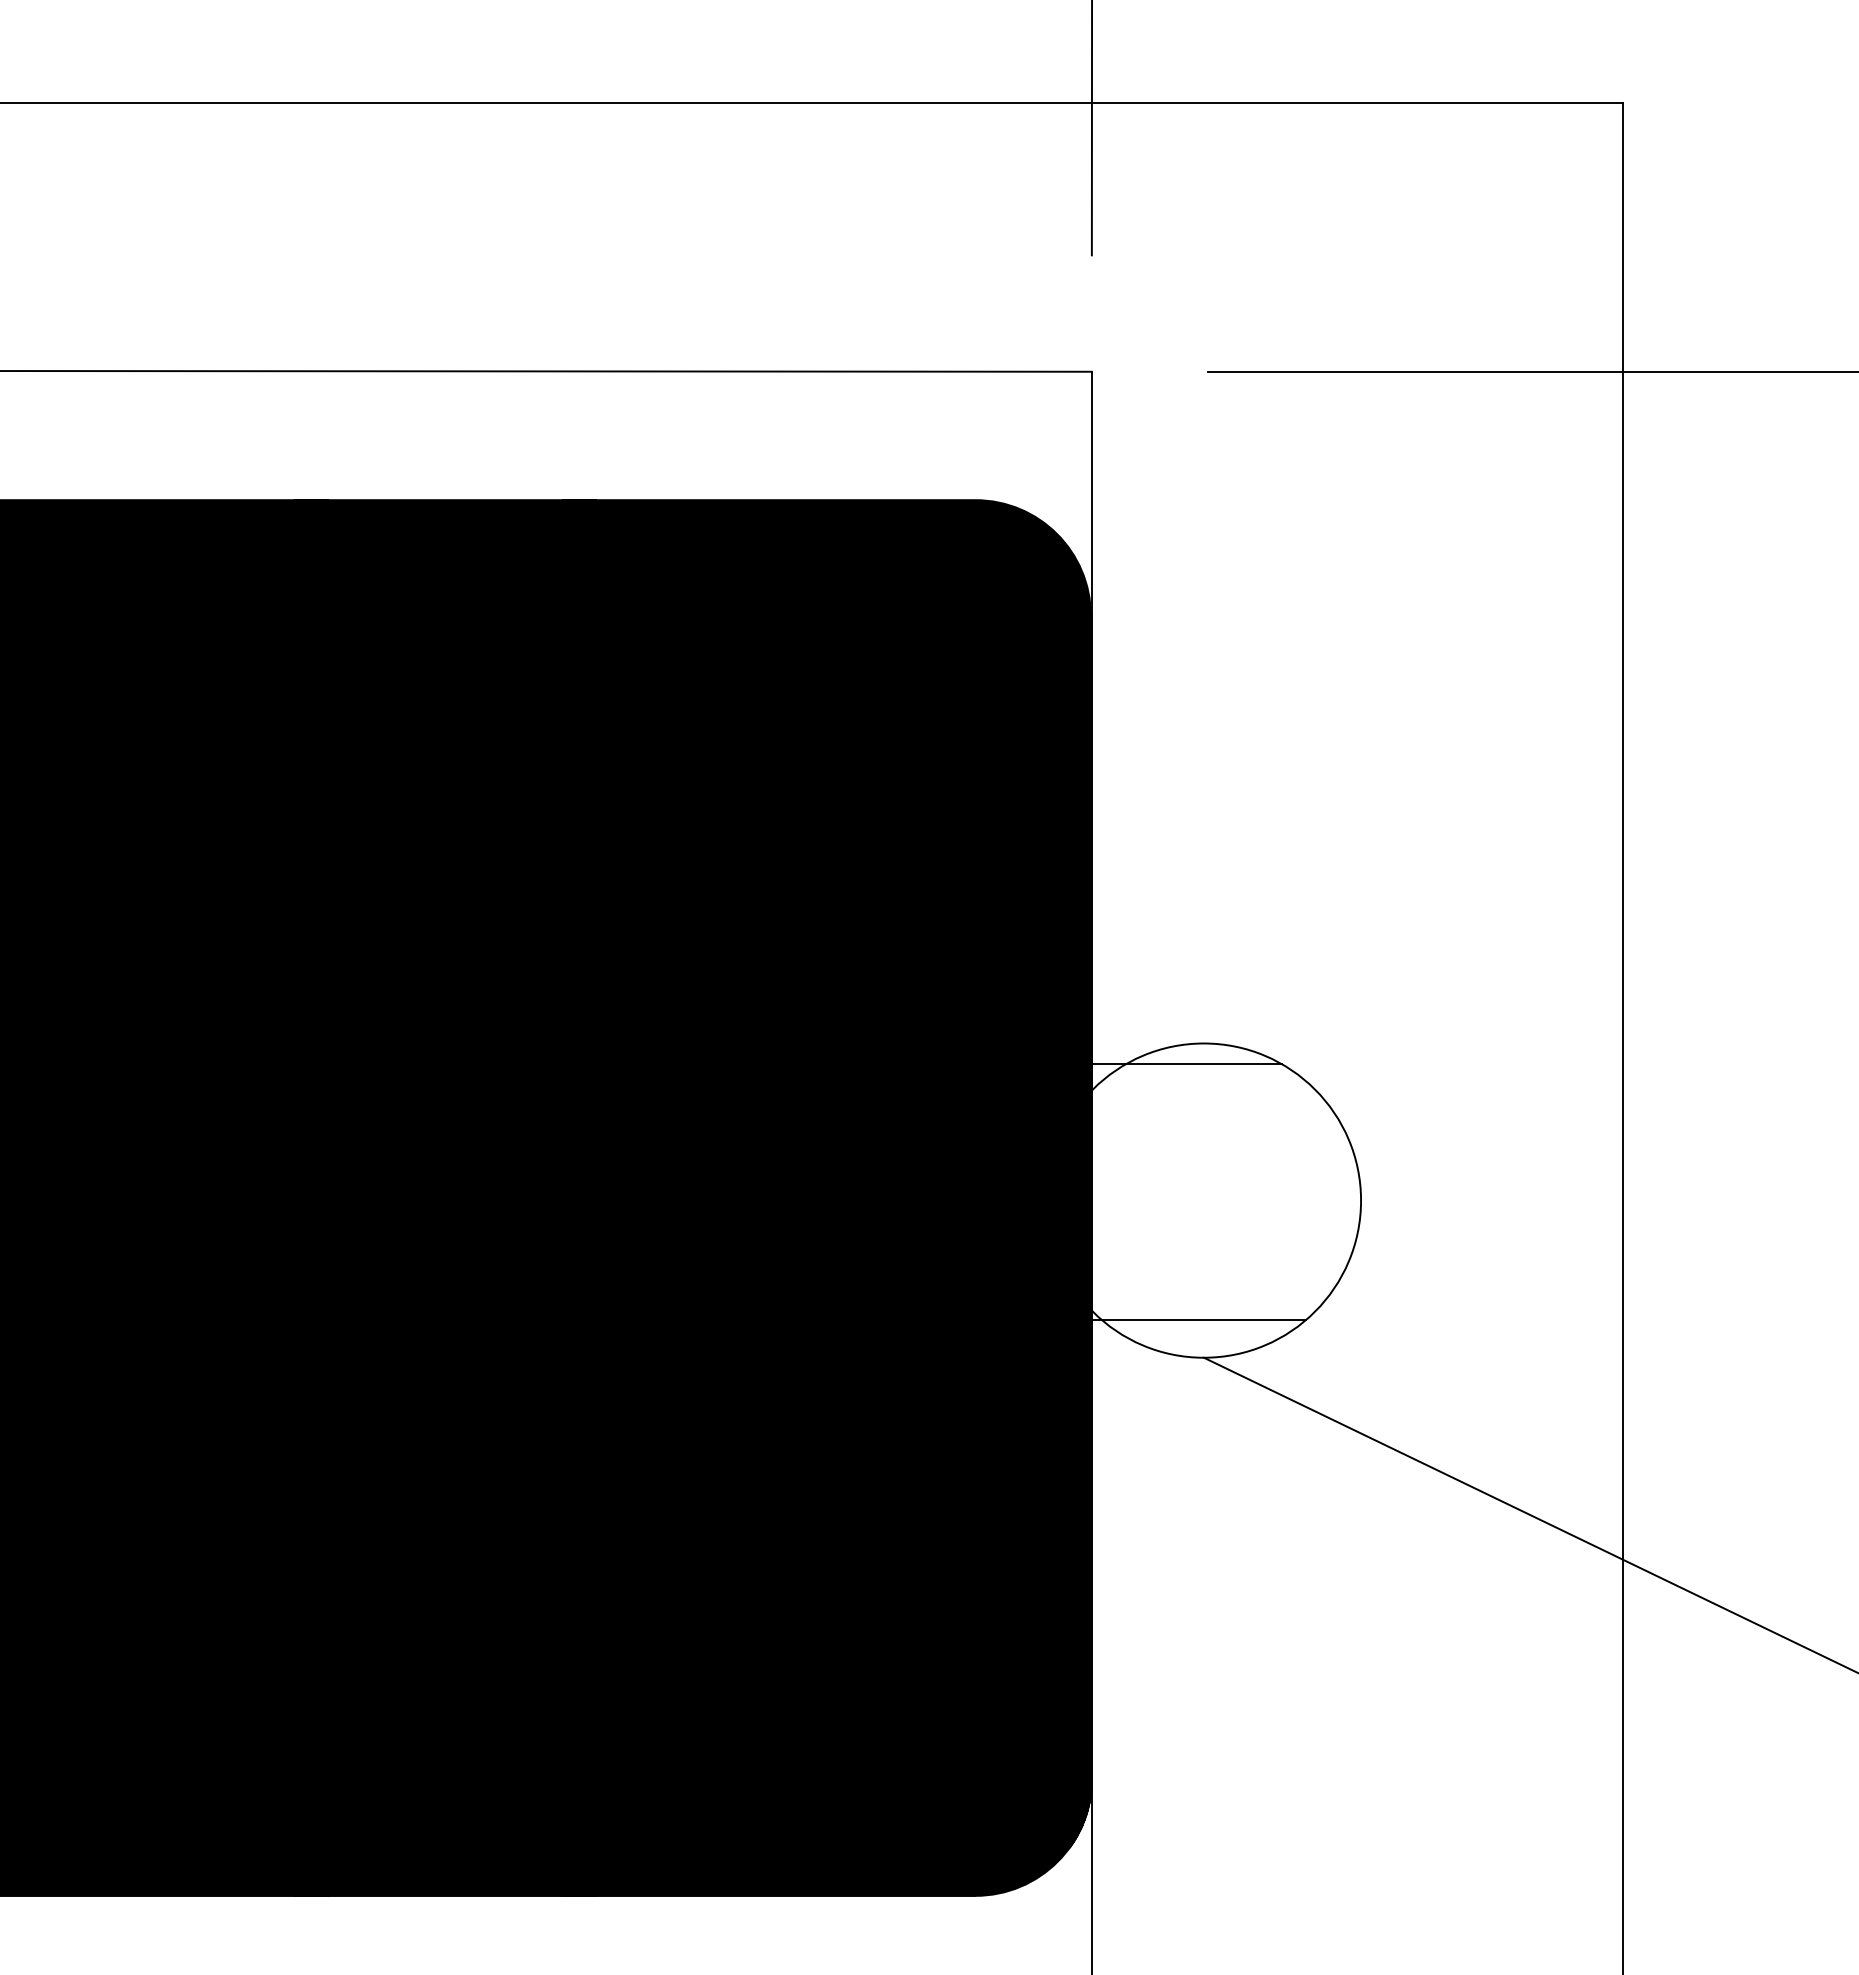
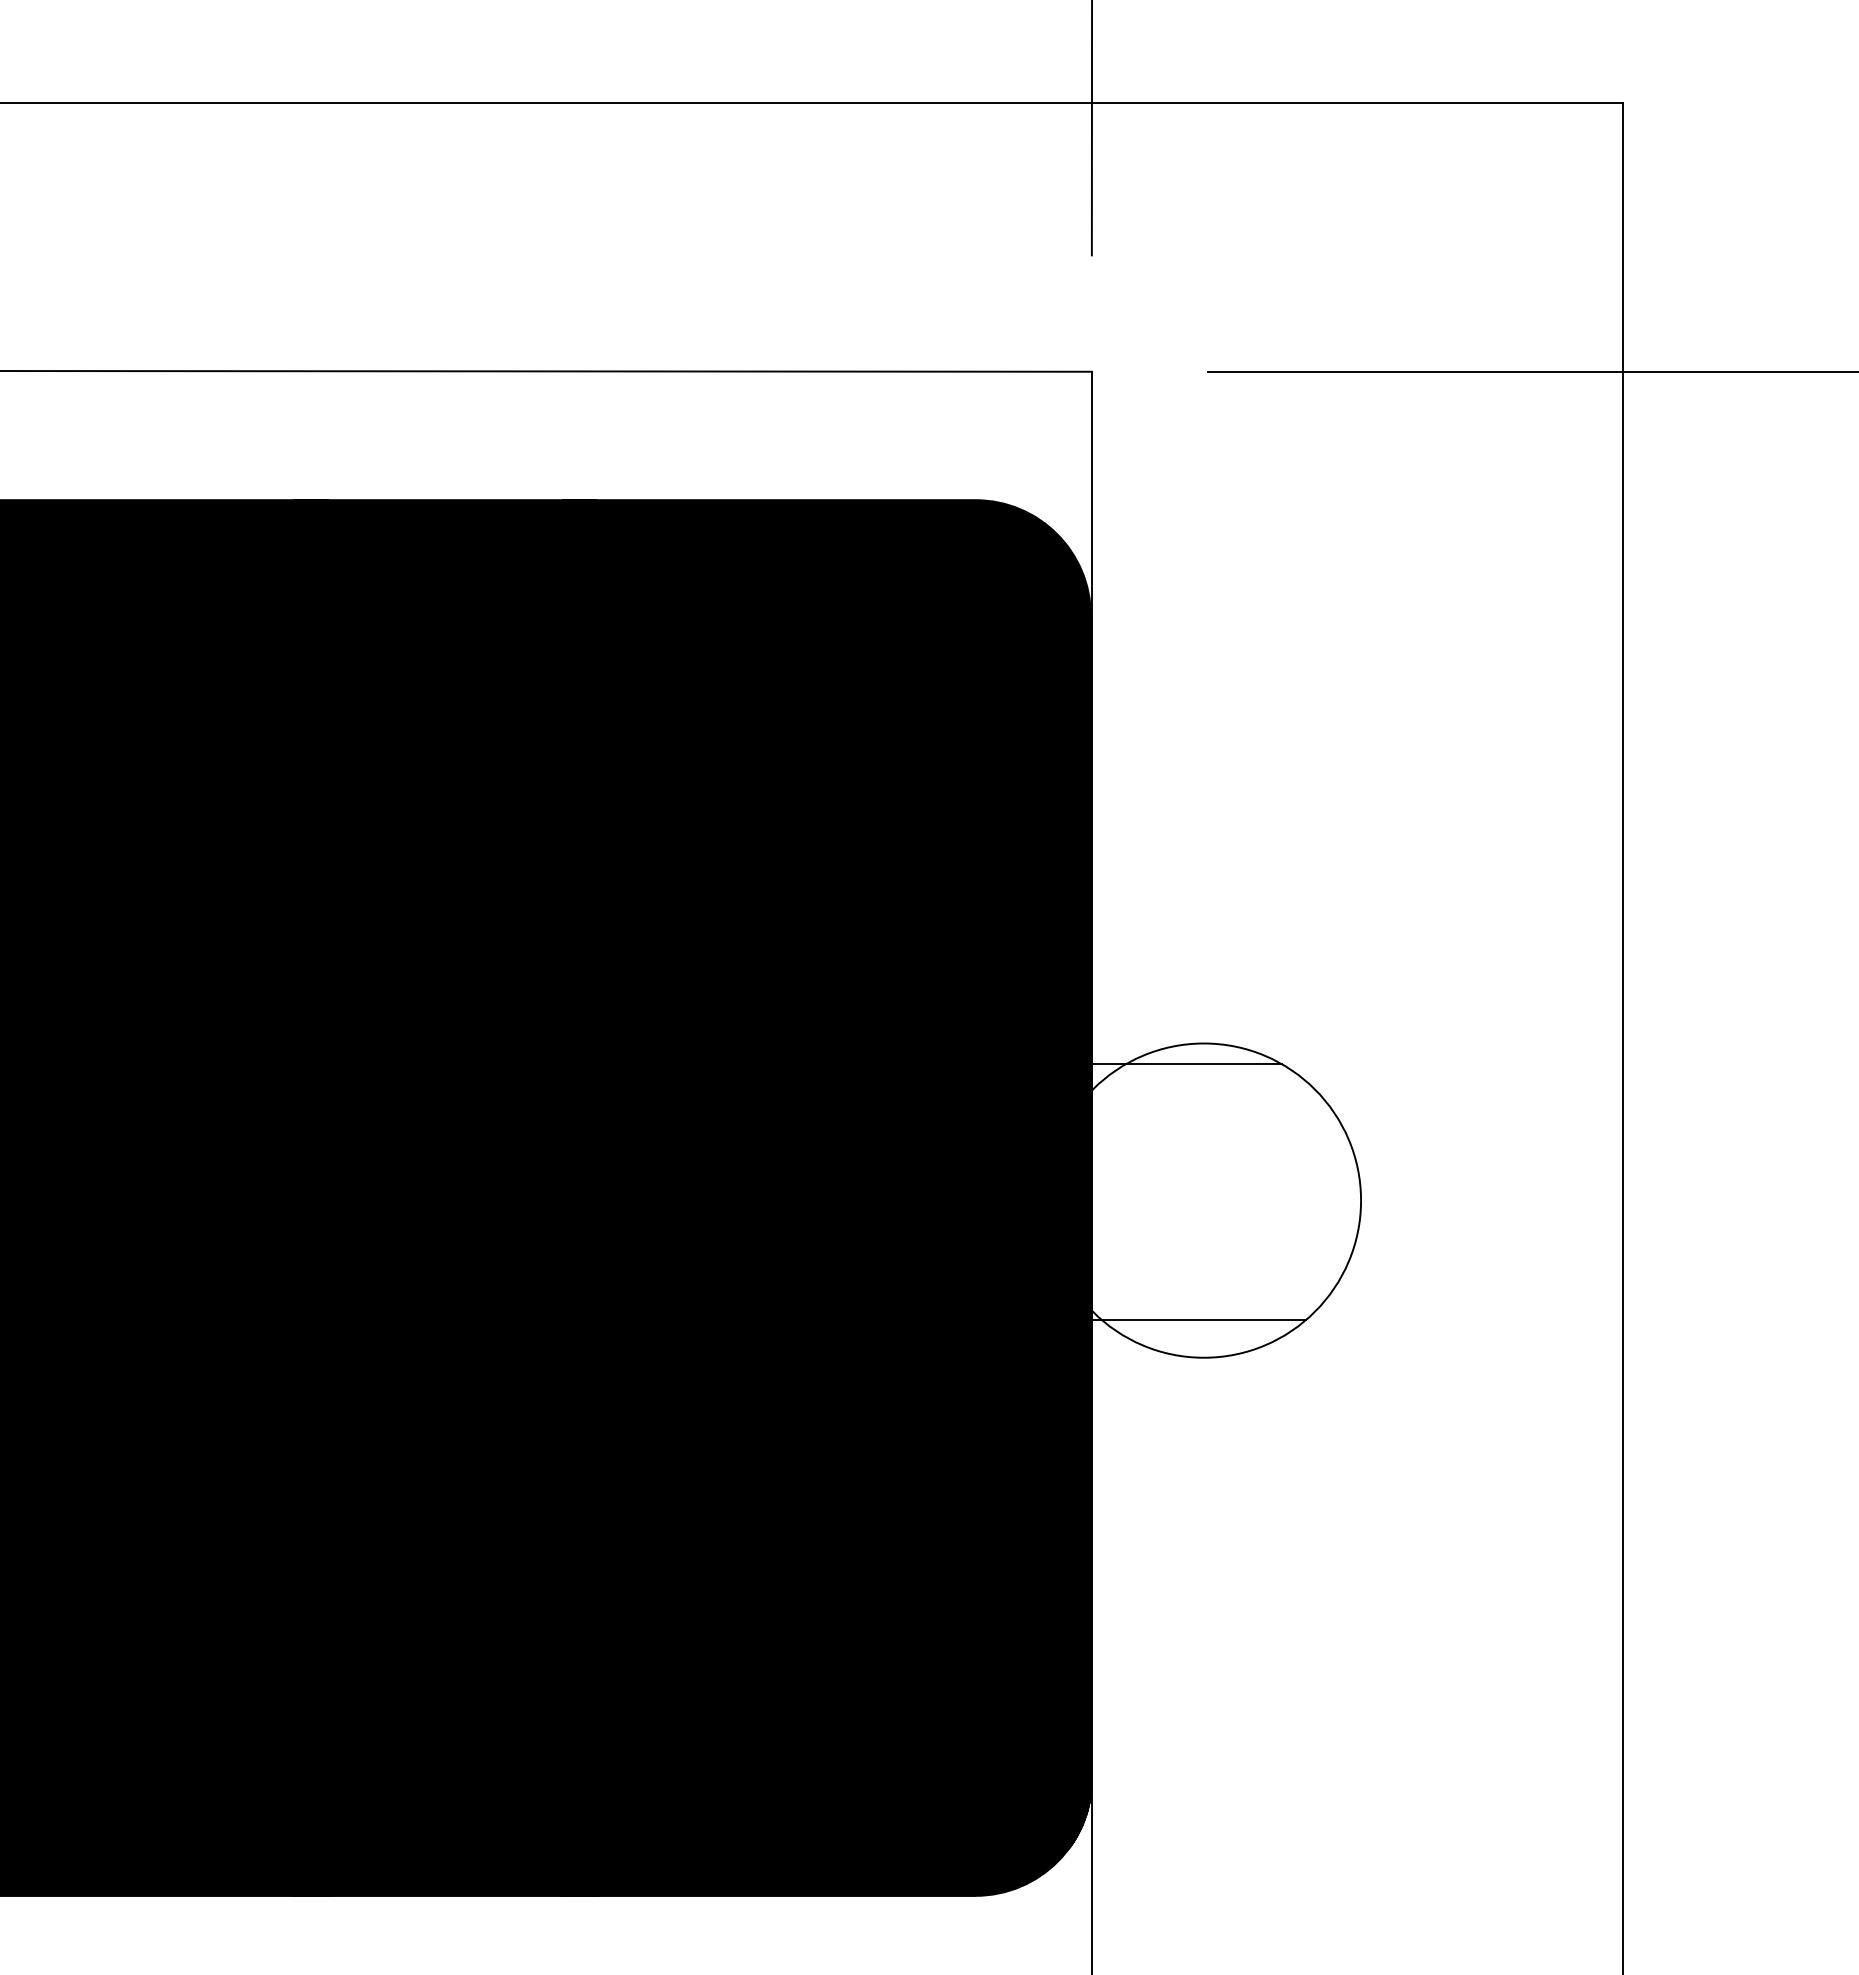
line: present -> none (1529, 1514)
